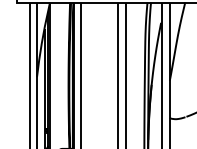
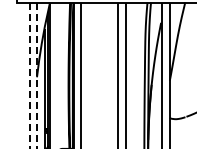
line: solid -> dashed (37, 75)
line: solid -> dashed (29, 76)
